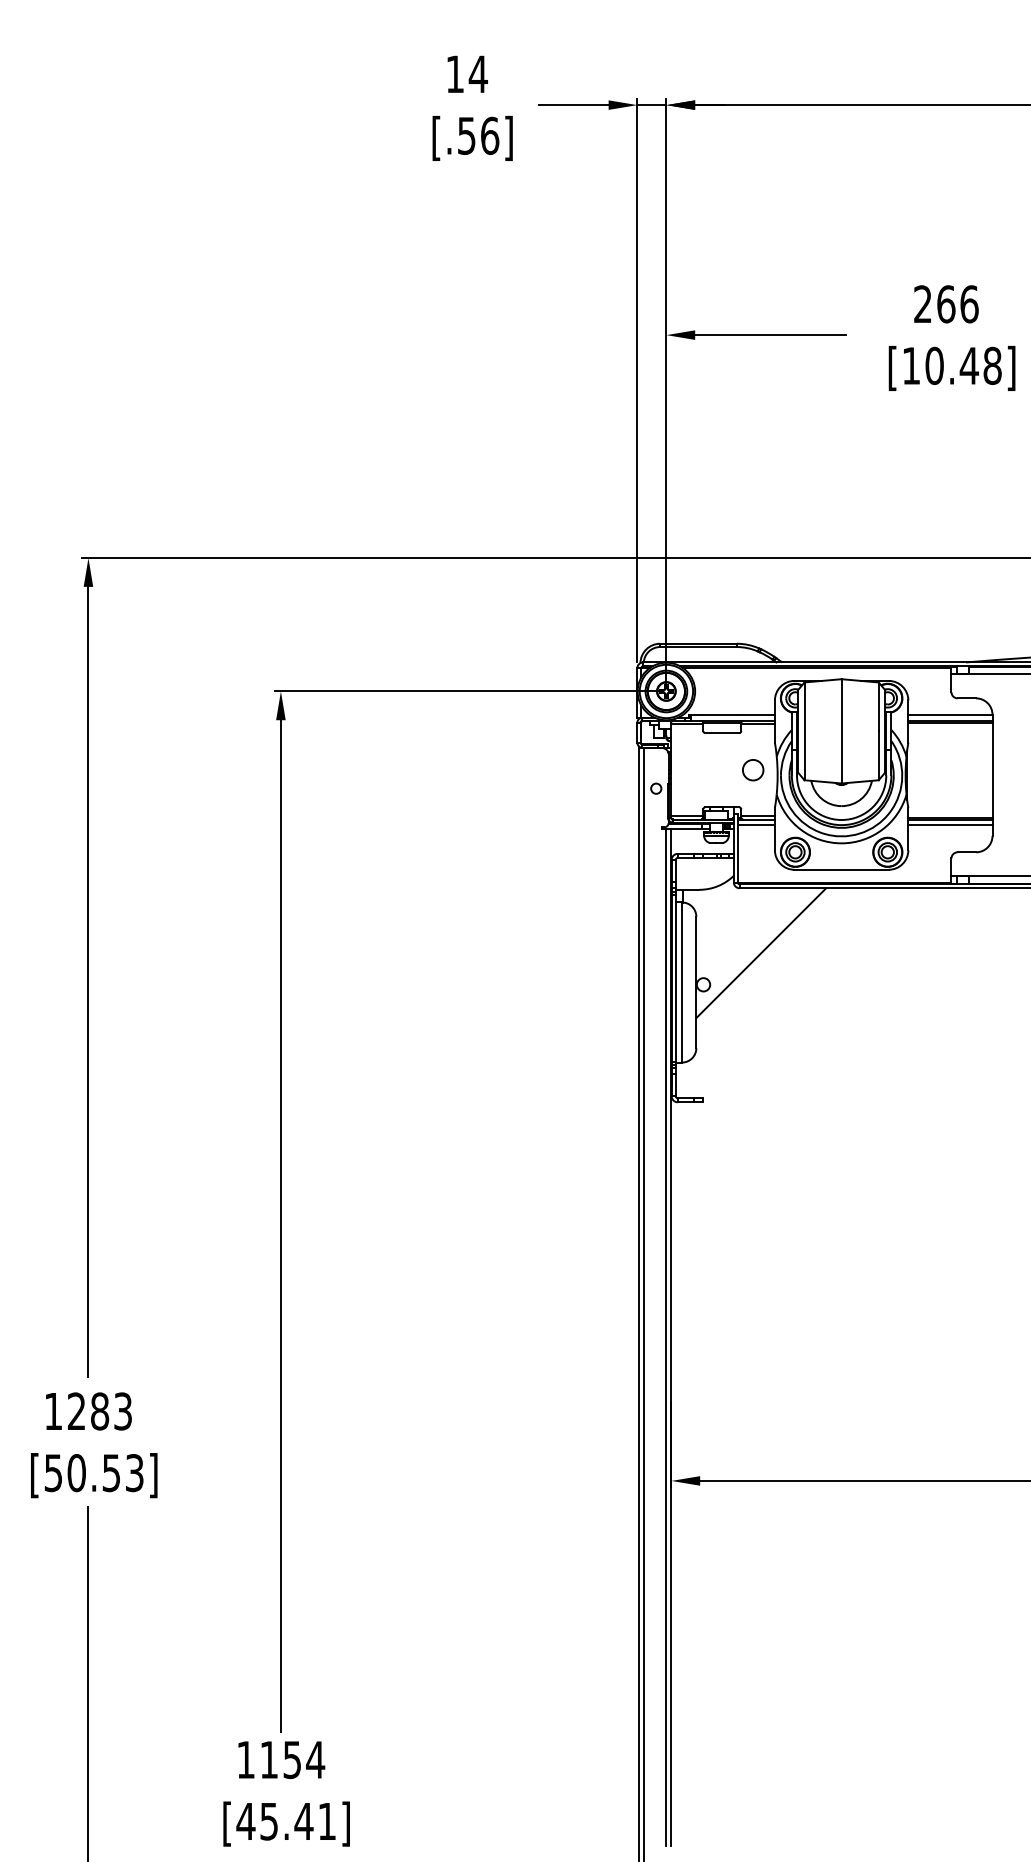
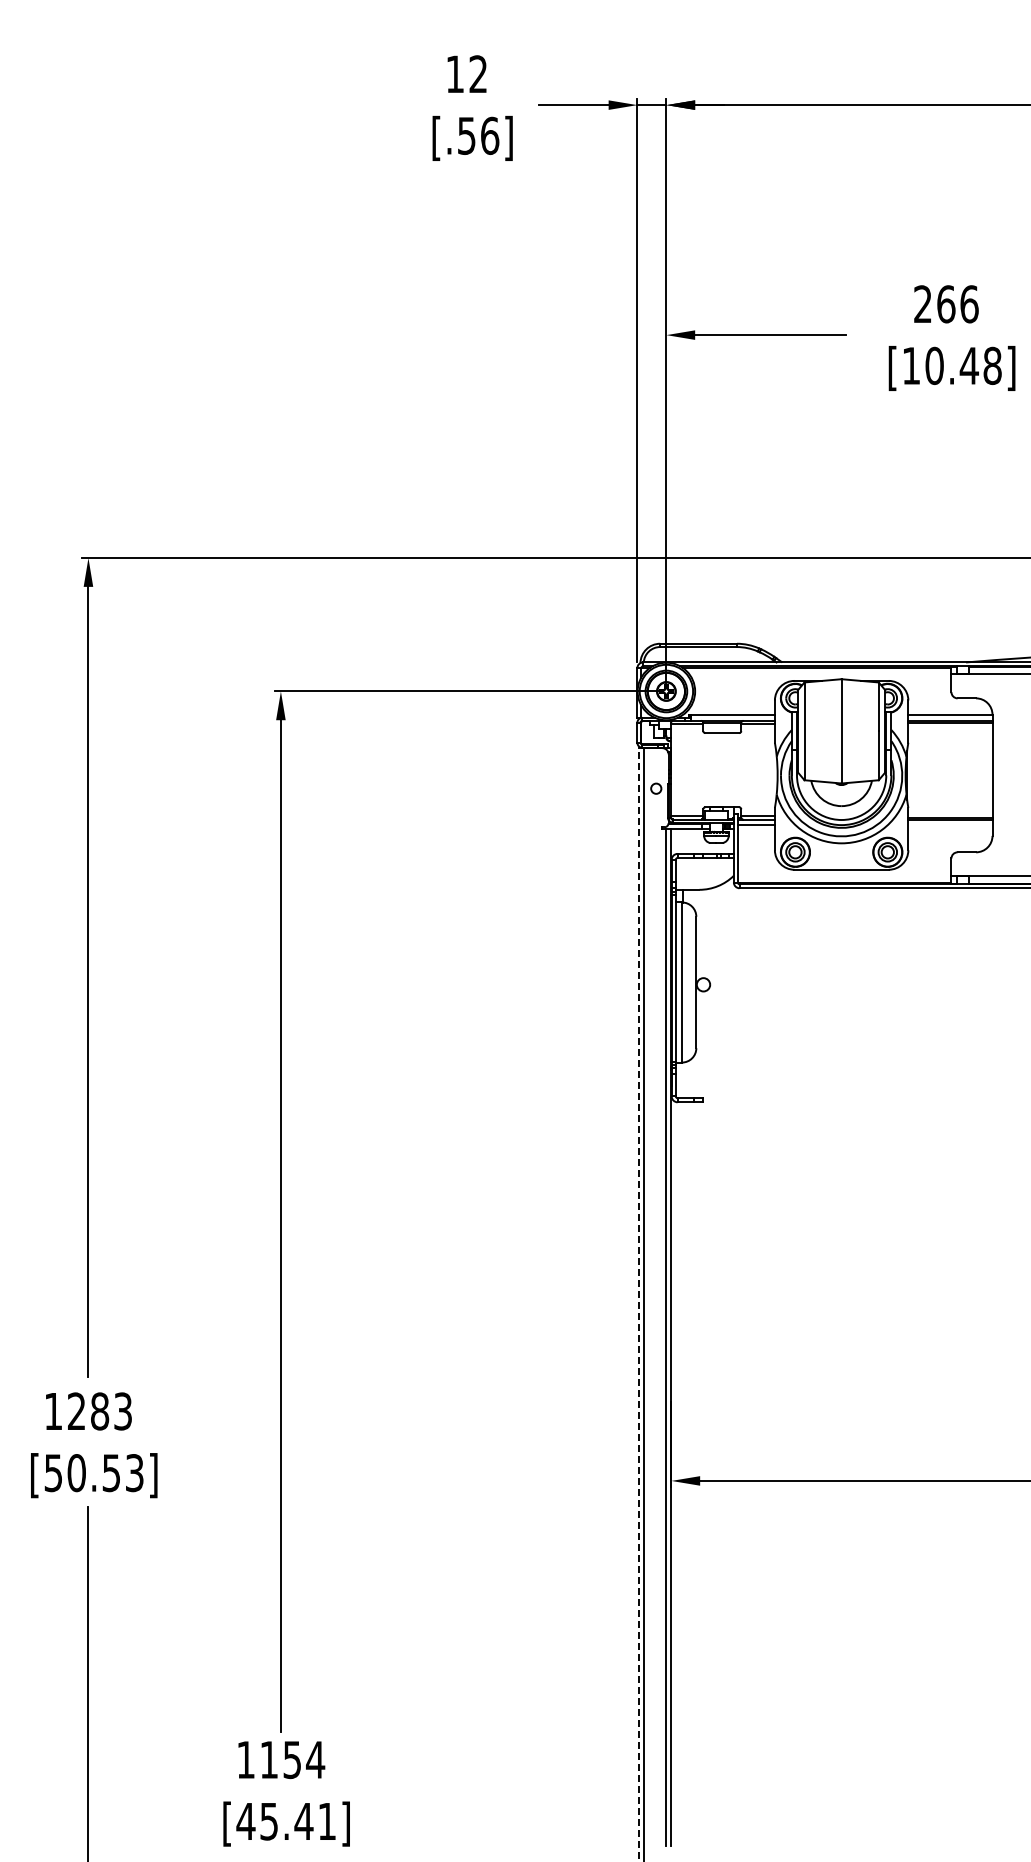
text: 14 -> 12 (478, 73)
circle: present -> none (753, 770)
line: present -> none (950, 825)
line: present -> none (761, 953)
line: solid -> dashed (639, 1305)
